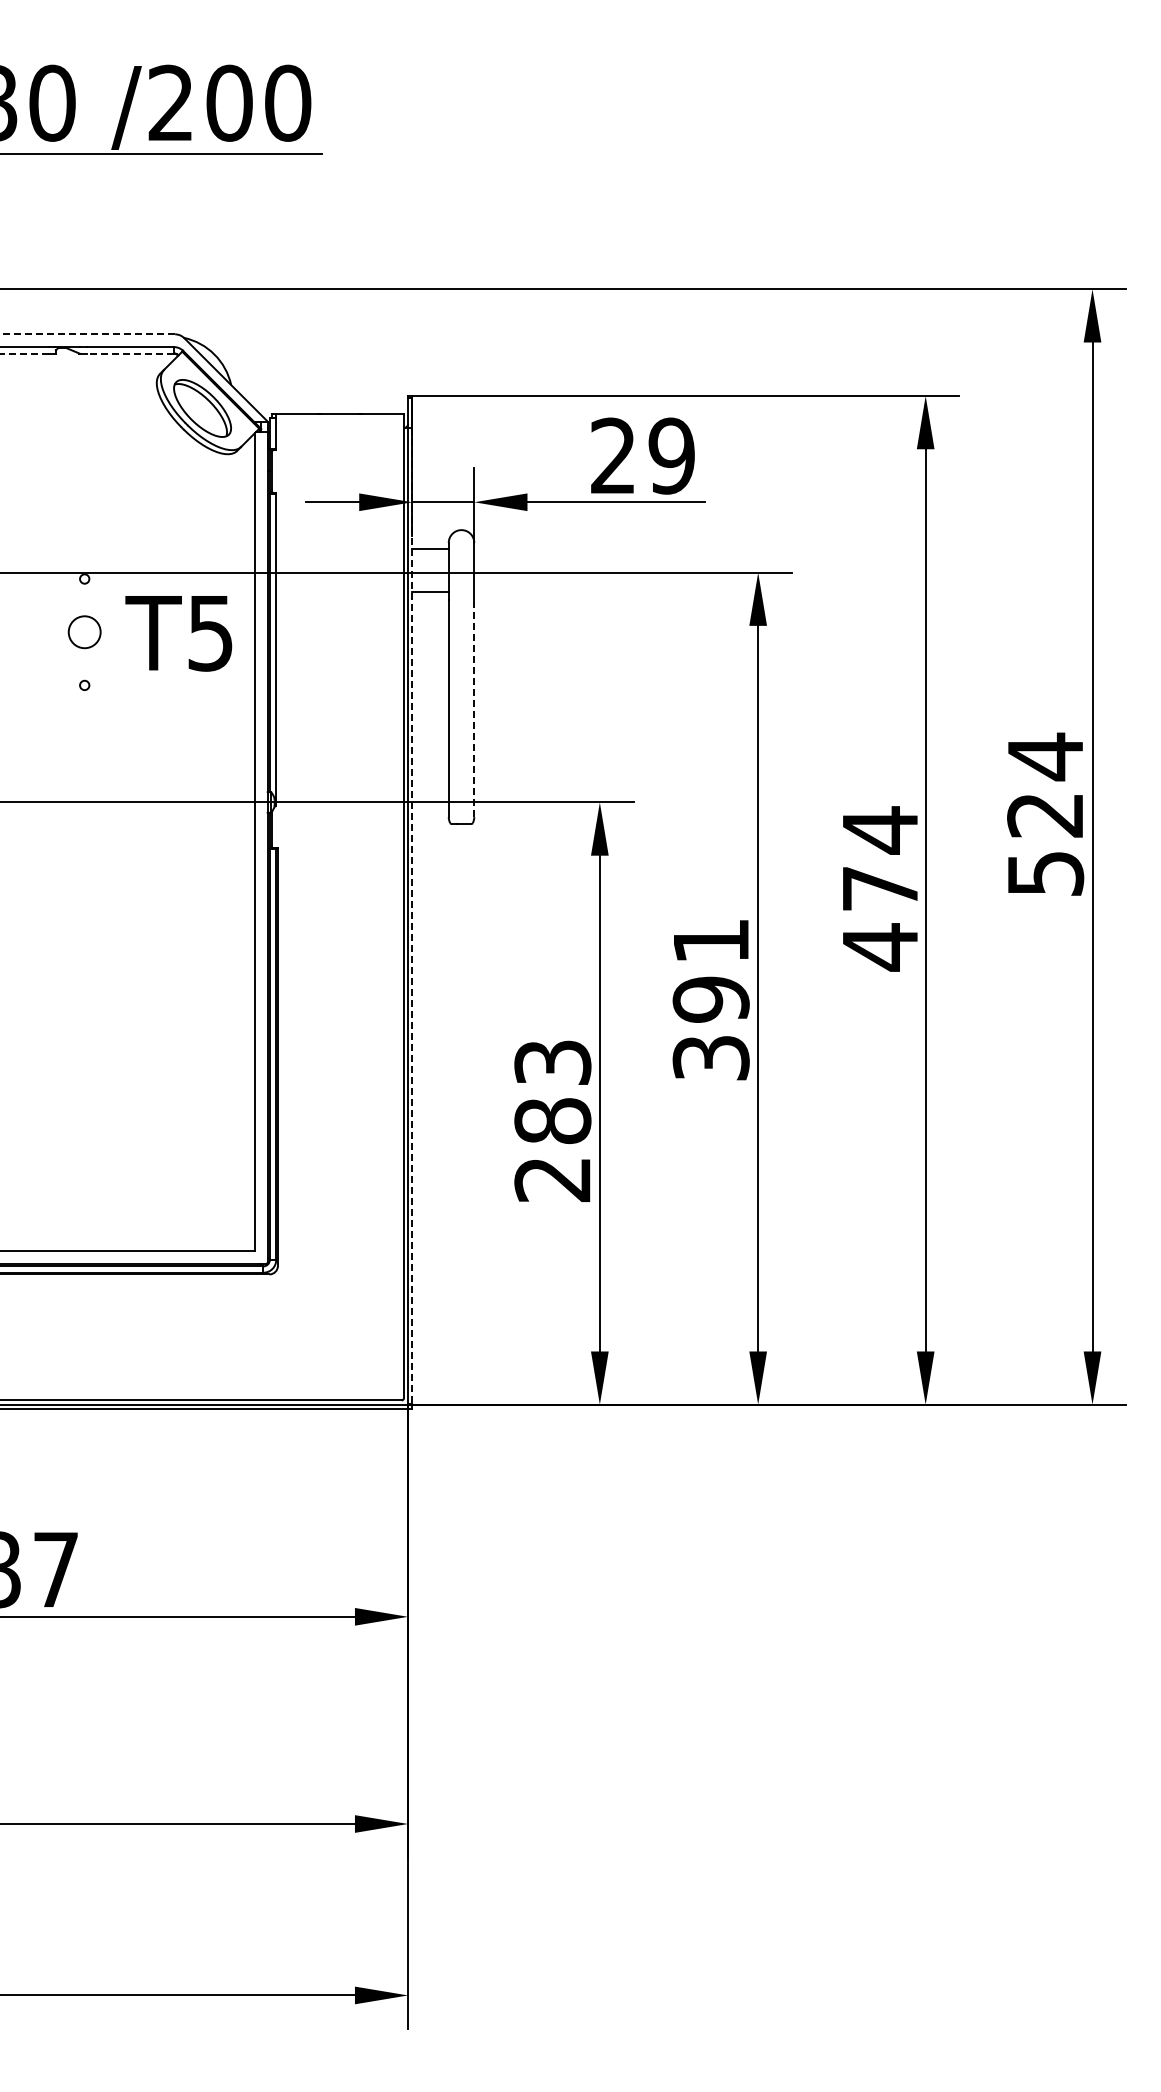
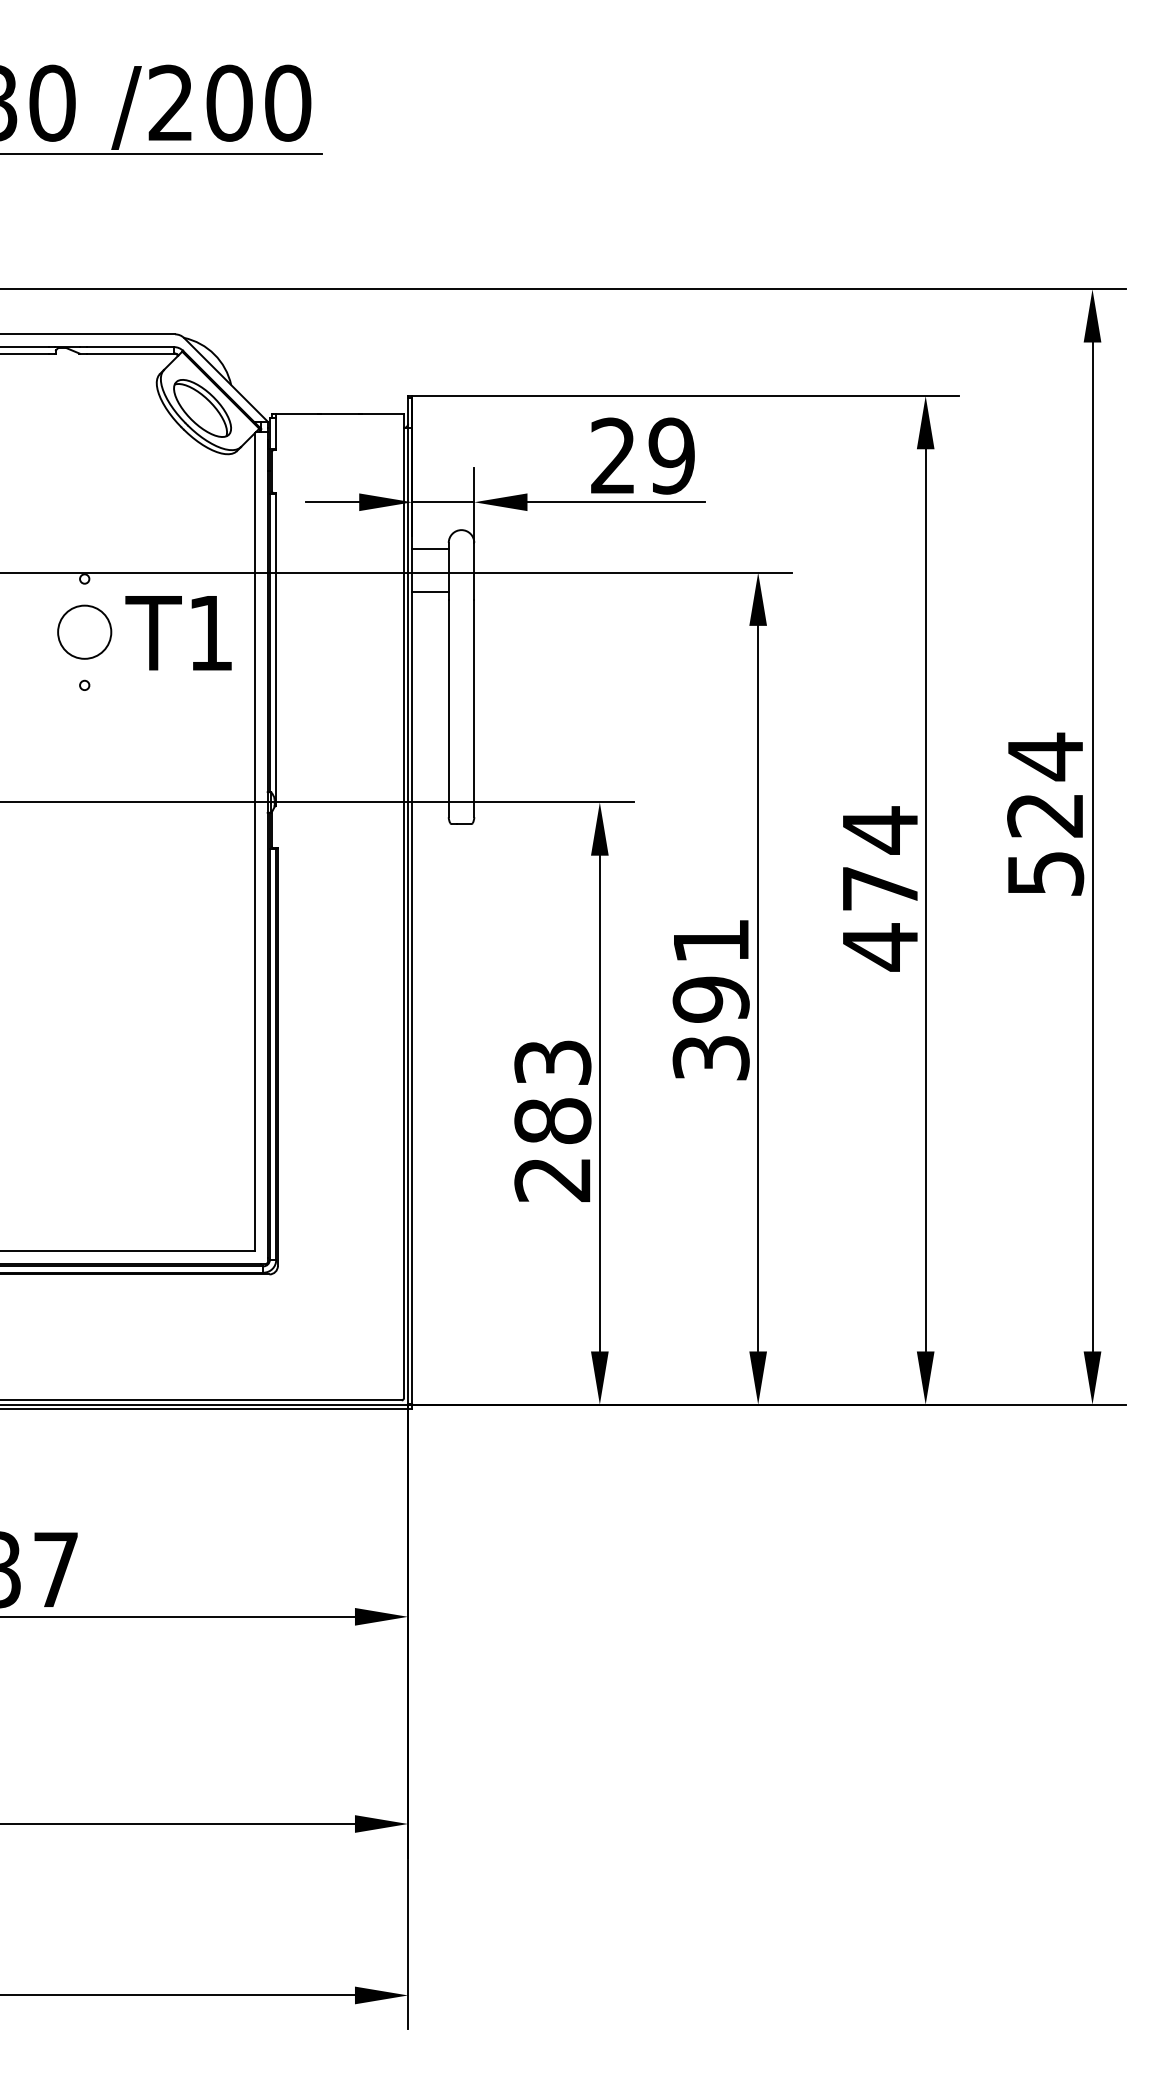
line: dashed -> solid (87, 334)
line: dashed -> solid (24, 353)
line: dashed -> solid (130, 353)
circle diameter: 32 px -> 53 px (84, 631)
text: T5 -> T1 (210, 633)
line: dashed -> solid (474, 708)
line: dashed -> solid (412, 916)
